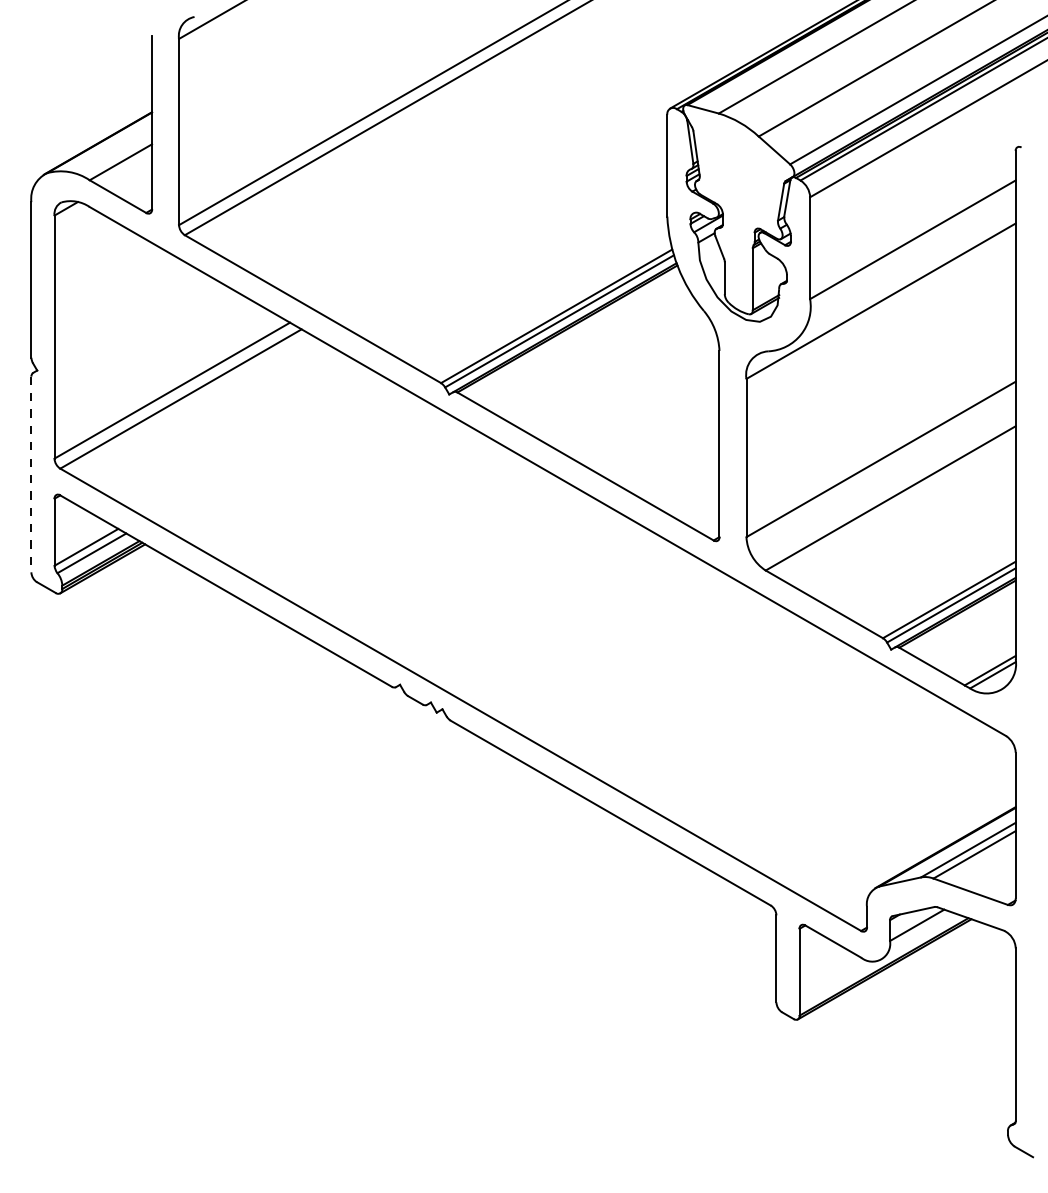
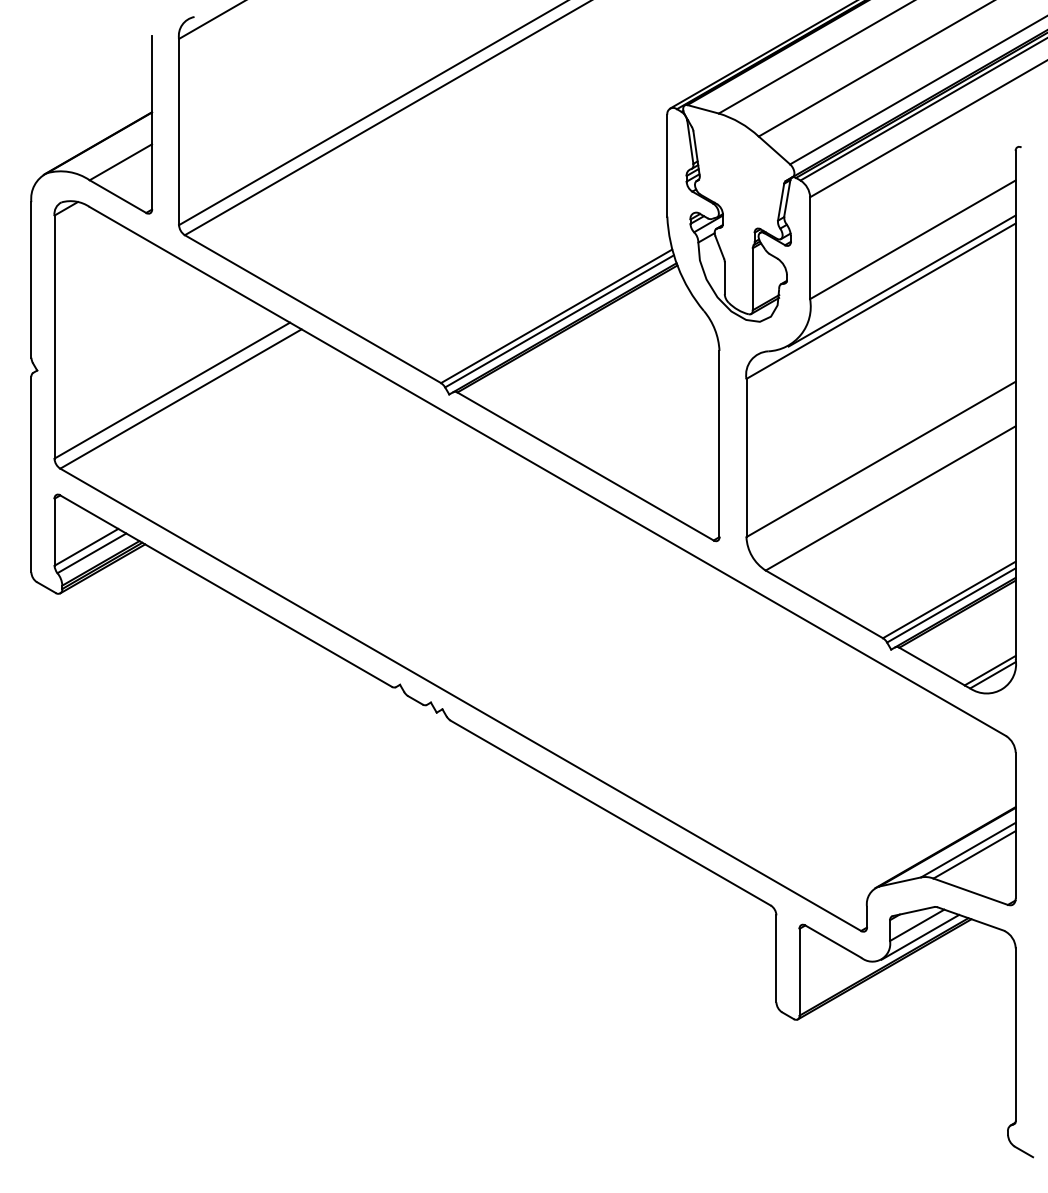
line: none -> present (901, 280)
line: dashed -> solid (31, 474)
line: none -> present (920, 936)
